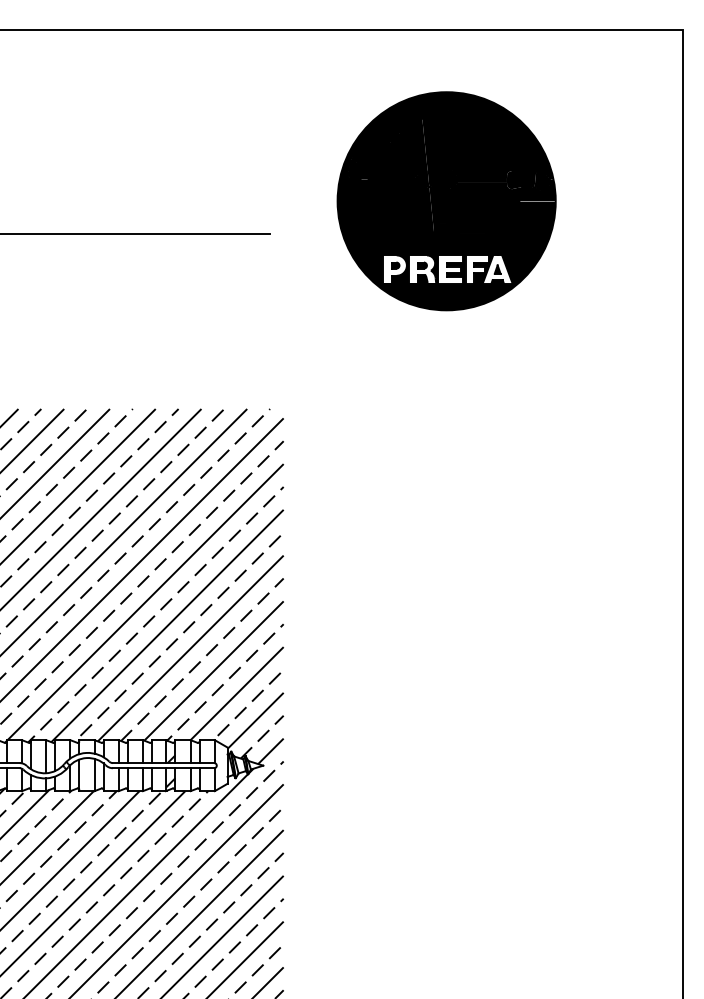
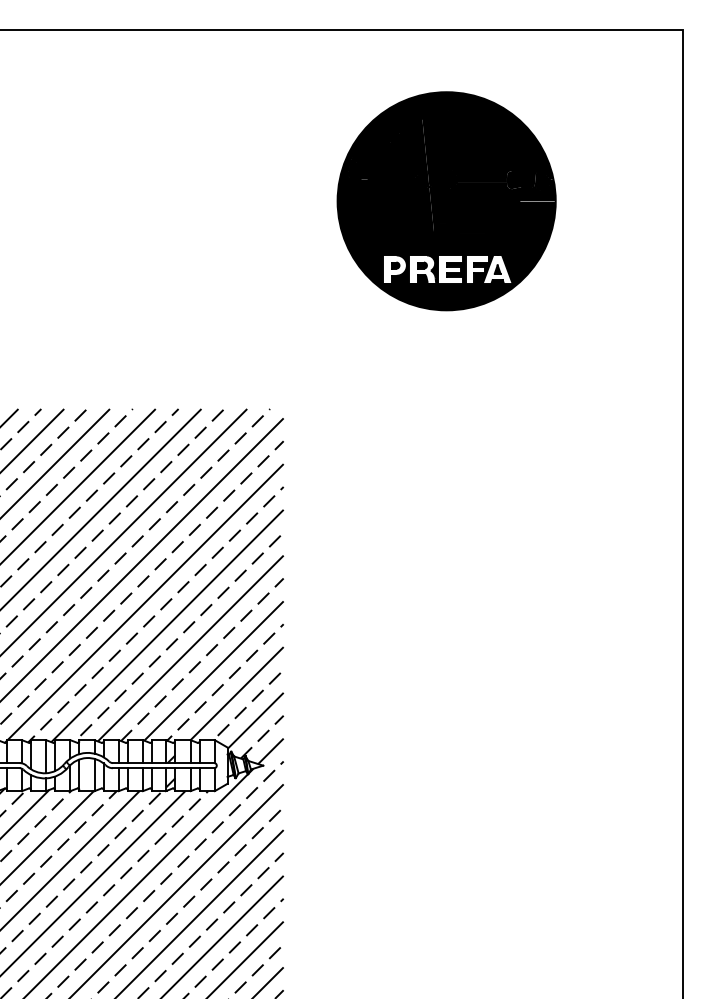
line: present -> none (136, 233)
